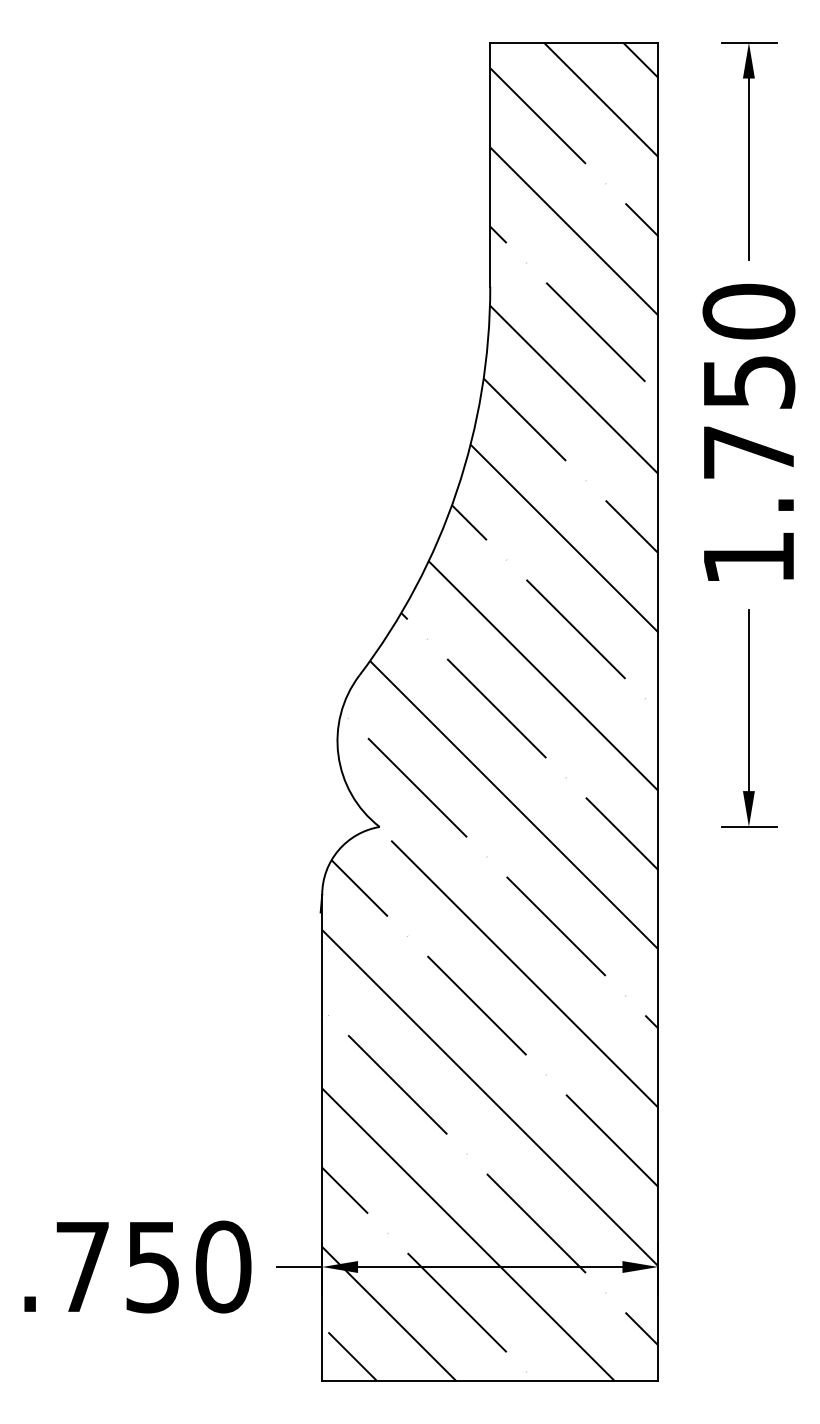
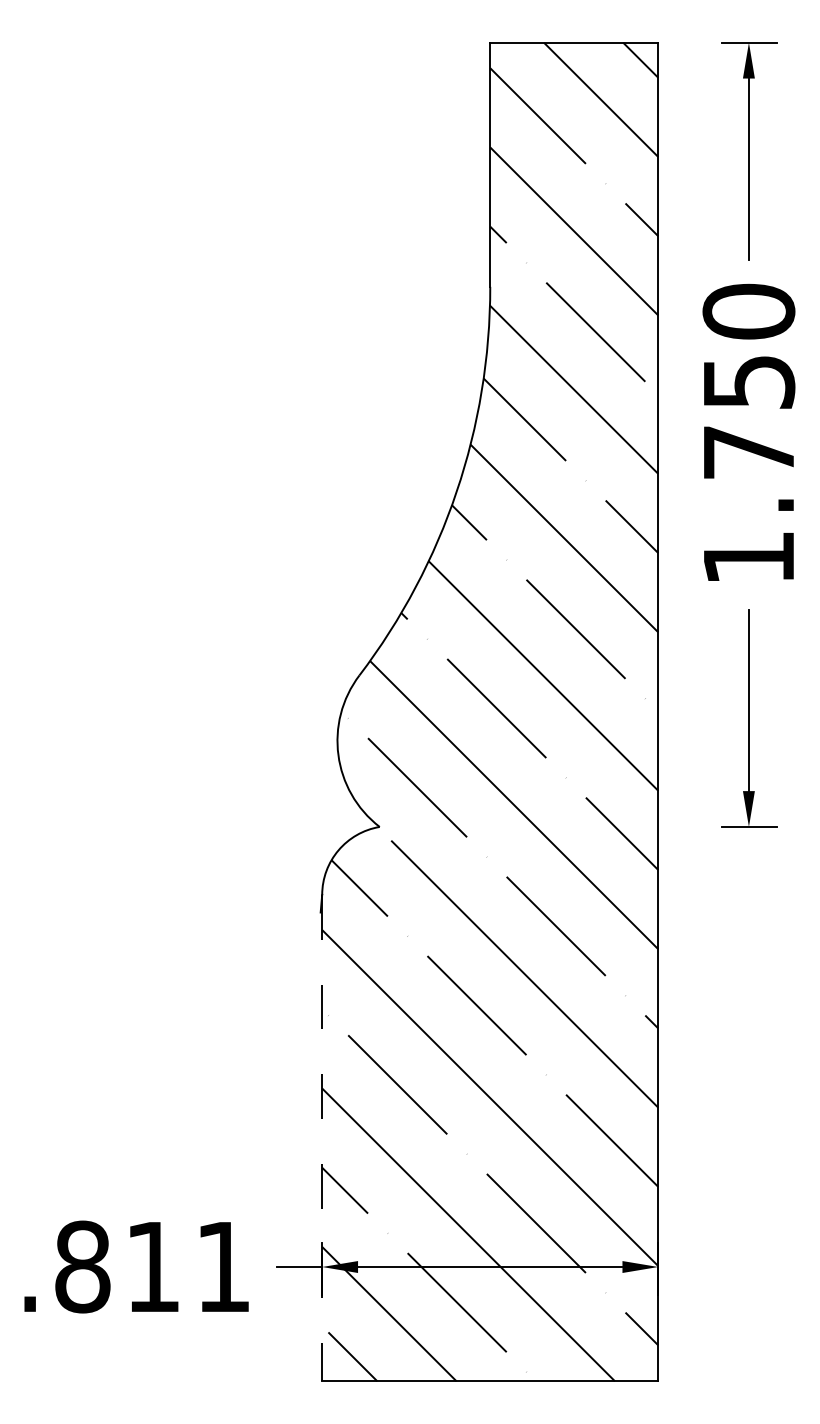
line: solid -> dashed (322, 1138)
text: .750 -> .811 (153, 1266)
